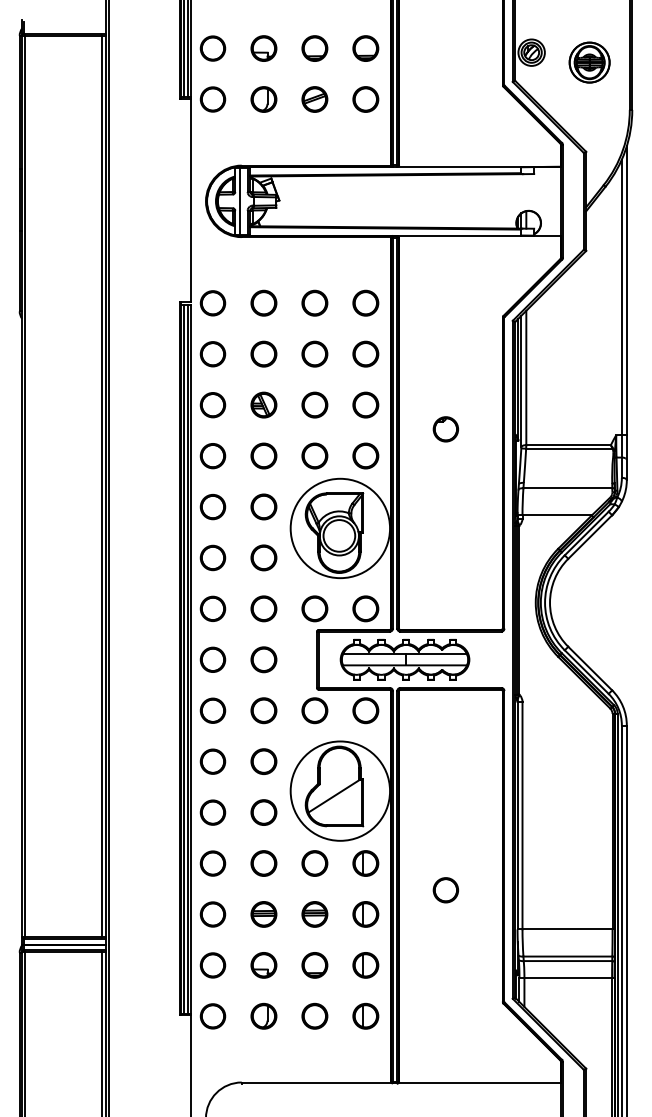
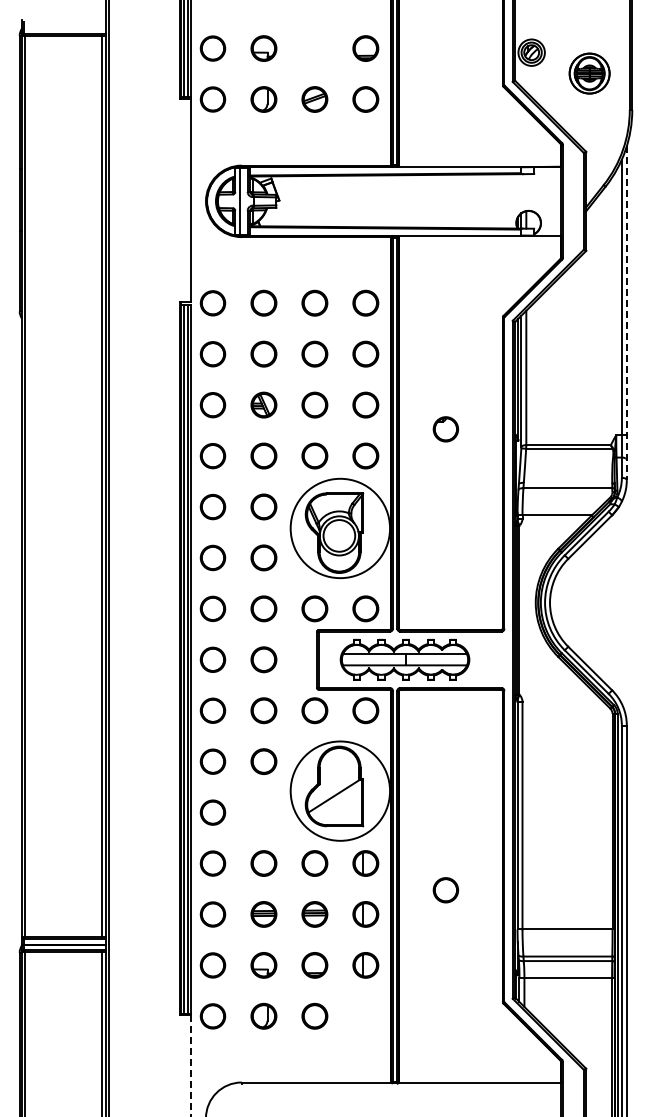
part: present -> none (314, 48)
part position: (589, 62) -> (589, 73) (589, 73)
line: solid -> dashed (626, 313)
circle: present -> none (263, 812)
part: present -> none (365, 1015)
line: solid -> dashed (190, 1066)
